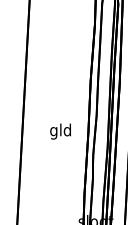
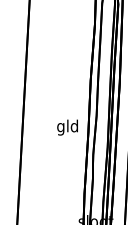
text position: (60, 131) -> (67, 127) (67, 127)
